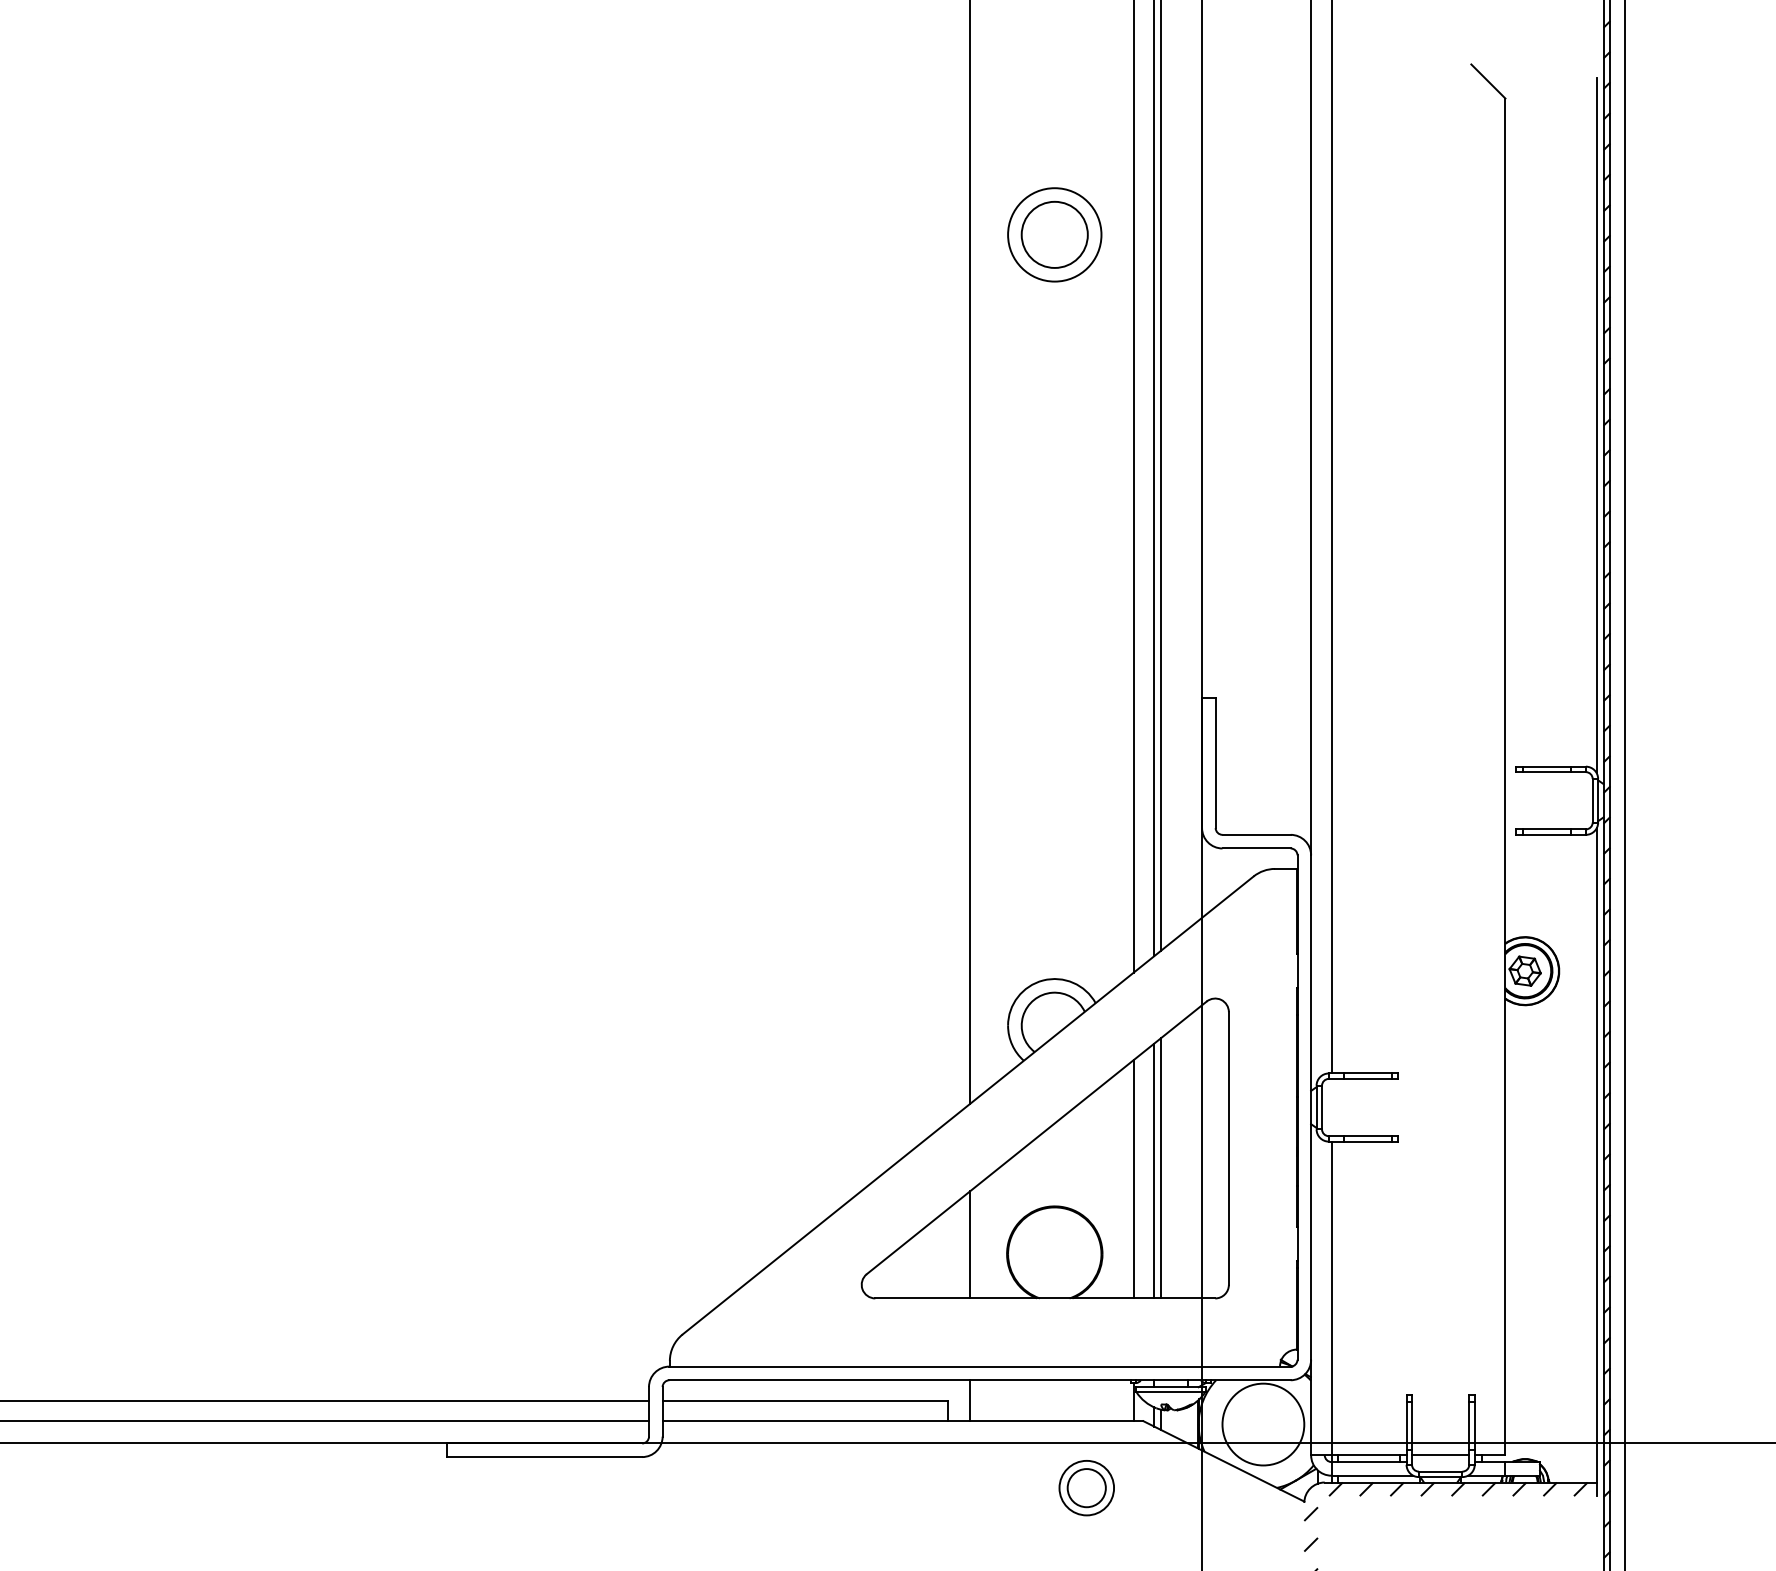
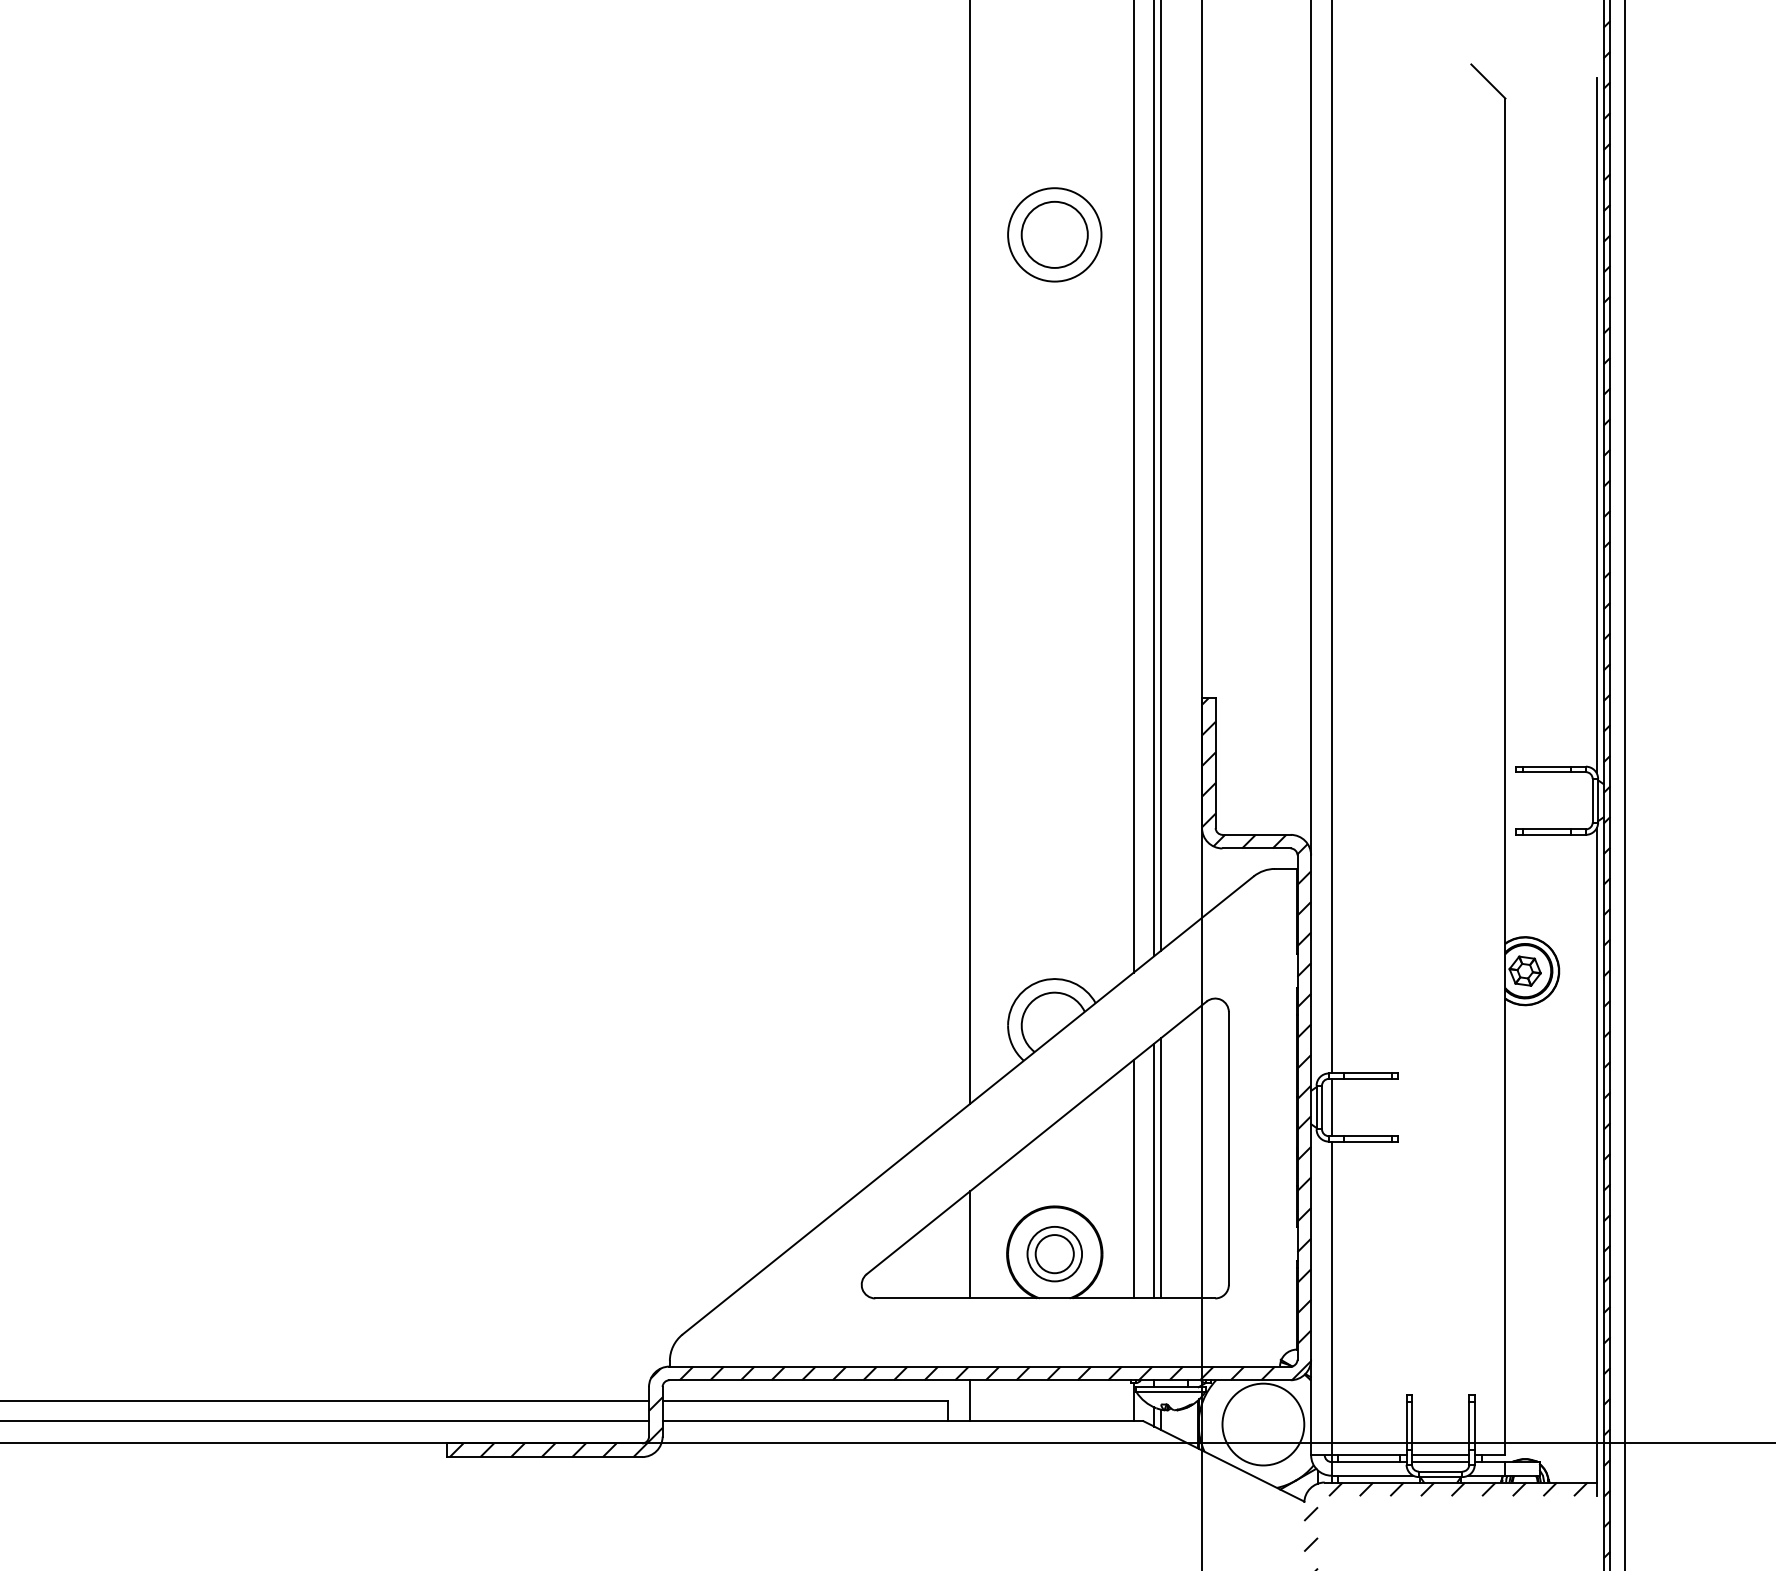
hatch: none -> present (880, 1077)
line: none -> present (1331, 1107)
line: none -> present (1440, 1462)
part position: (1086, 1488) -> (1054, 1254) (1054, 1254)
